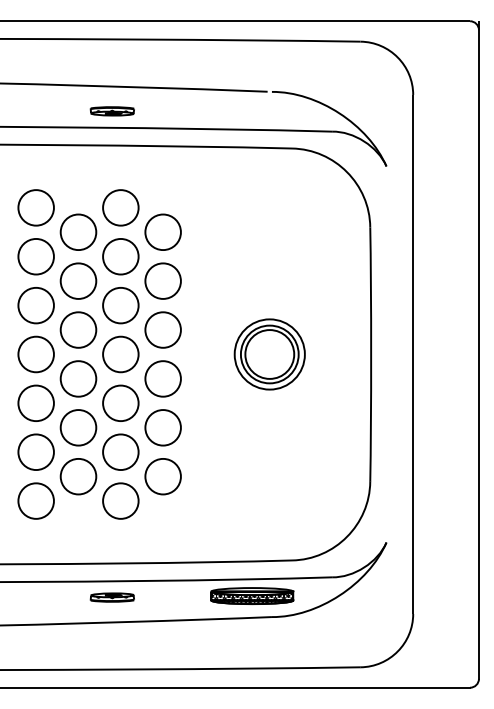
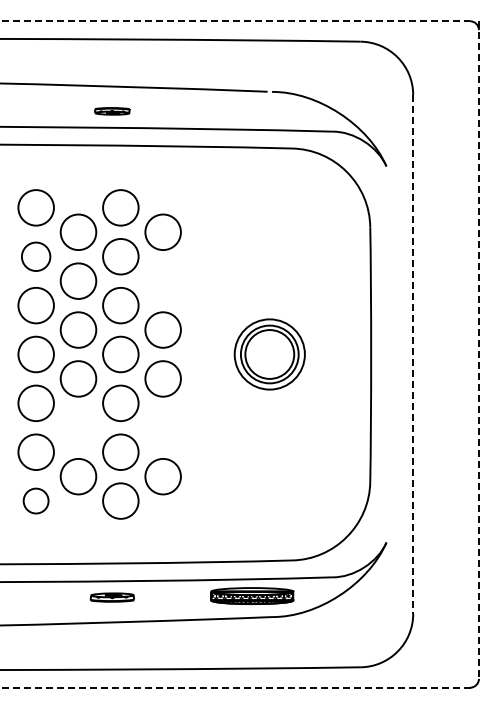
line: solid -> dashed (235, 21)
part size: 46x11 px -> 37x9 px (112, 111)
part size: 38x38 px -> 31x31 px (36, 256)
part: present -> none (162, 280)
line: solid -> dashed (478, 350)
line: solid -> dashed (413, 354)
part: present -> none (78, 427)
part: present -> none (162, 427)
part size: 38x38 px -> 28x28 px (35, 500)
line: solid -> dashed (235, 687)
